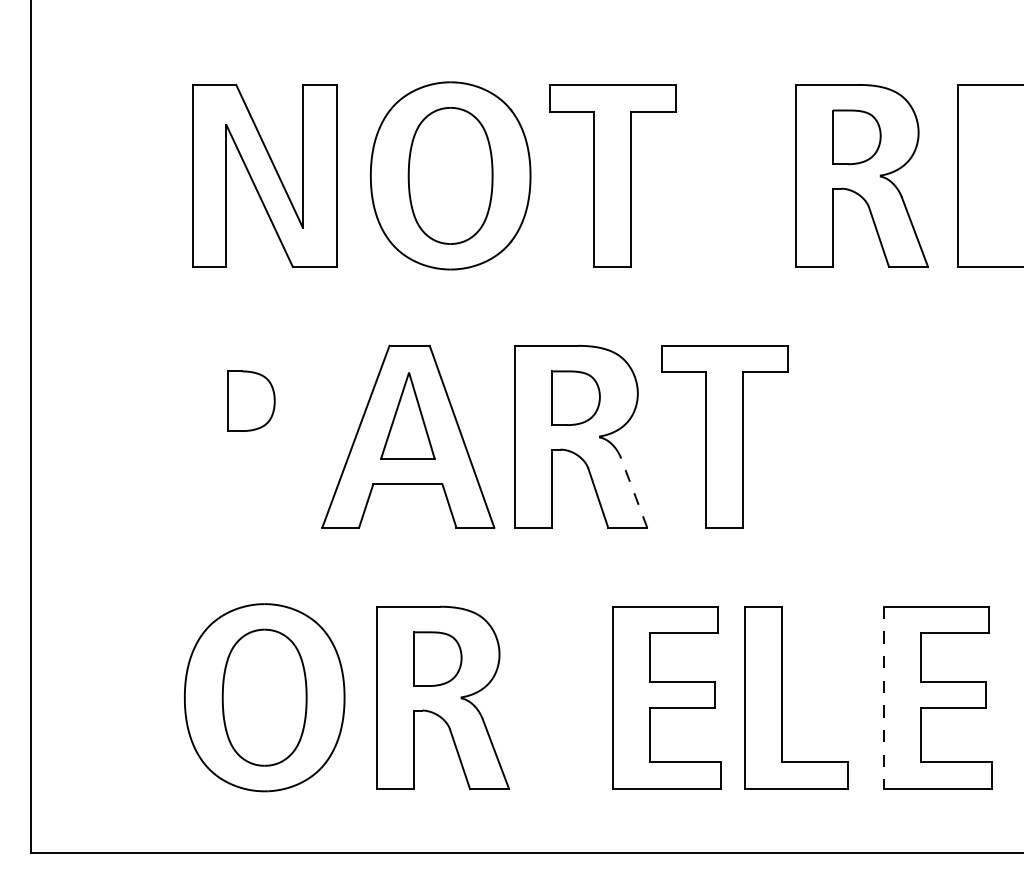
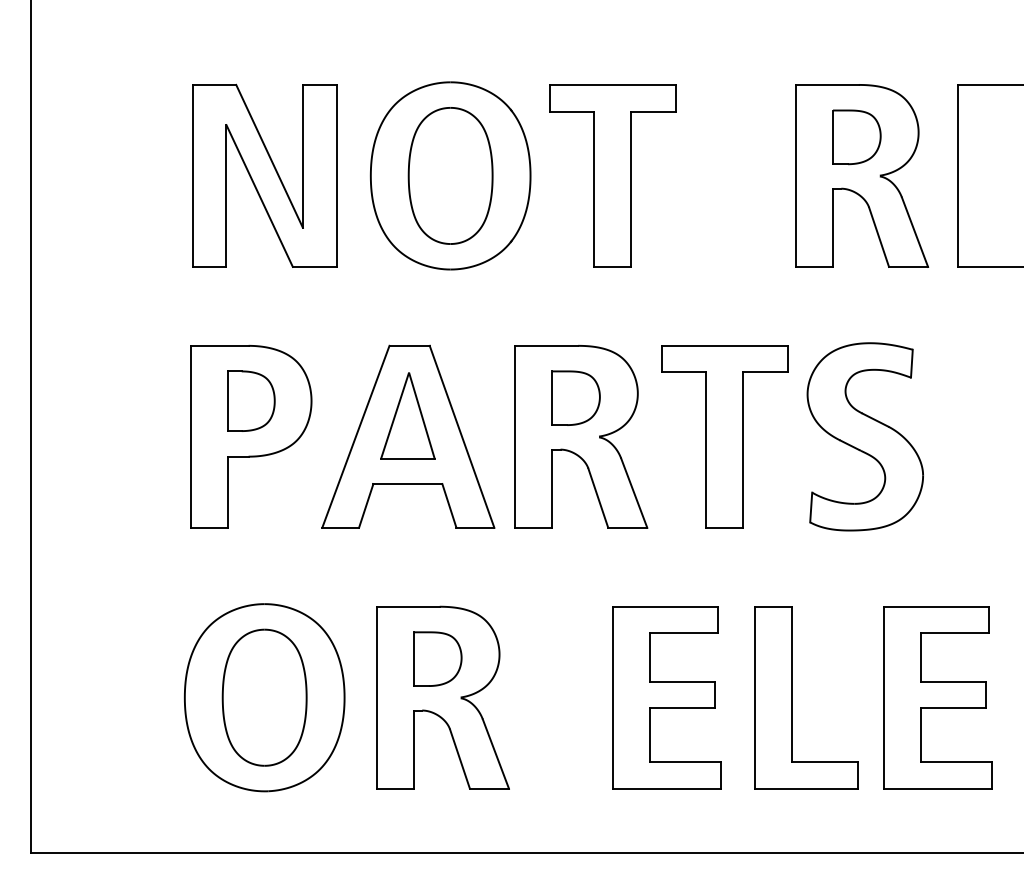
part: none -> present (251, 436)
part: none -> present (864, 436)
line: dashed -> solid (634, 492)
part position: (782, 697) -> (792, 697) (792, 697)
line: dashed -> solid (883, 697)
